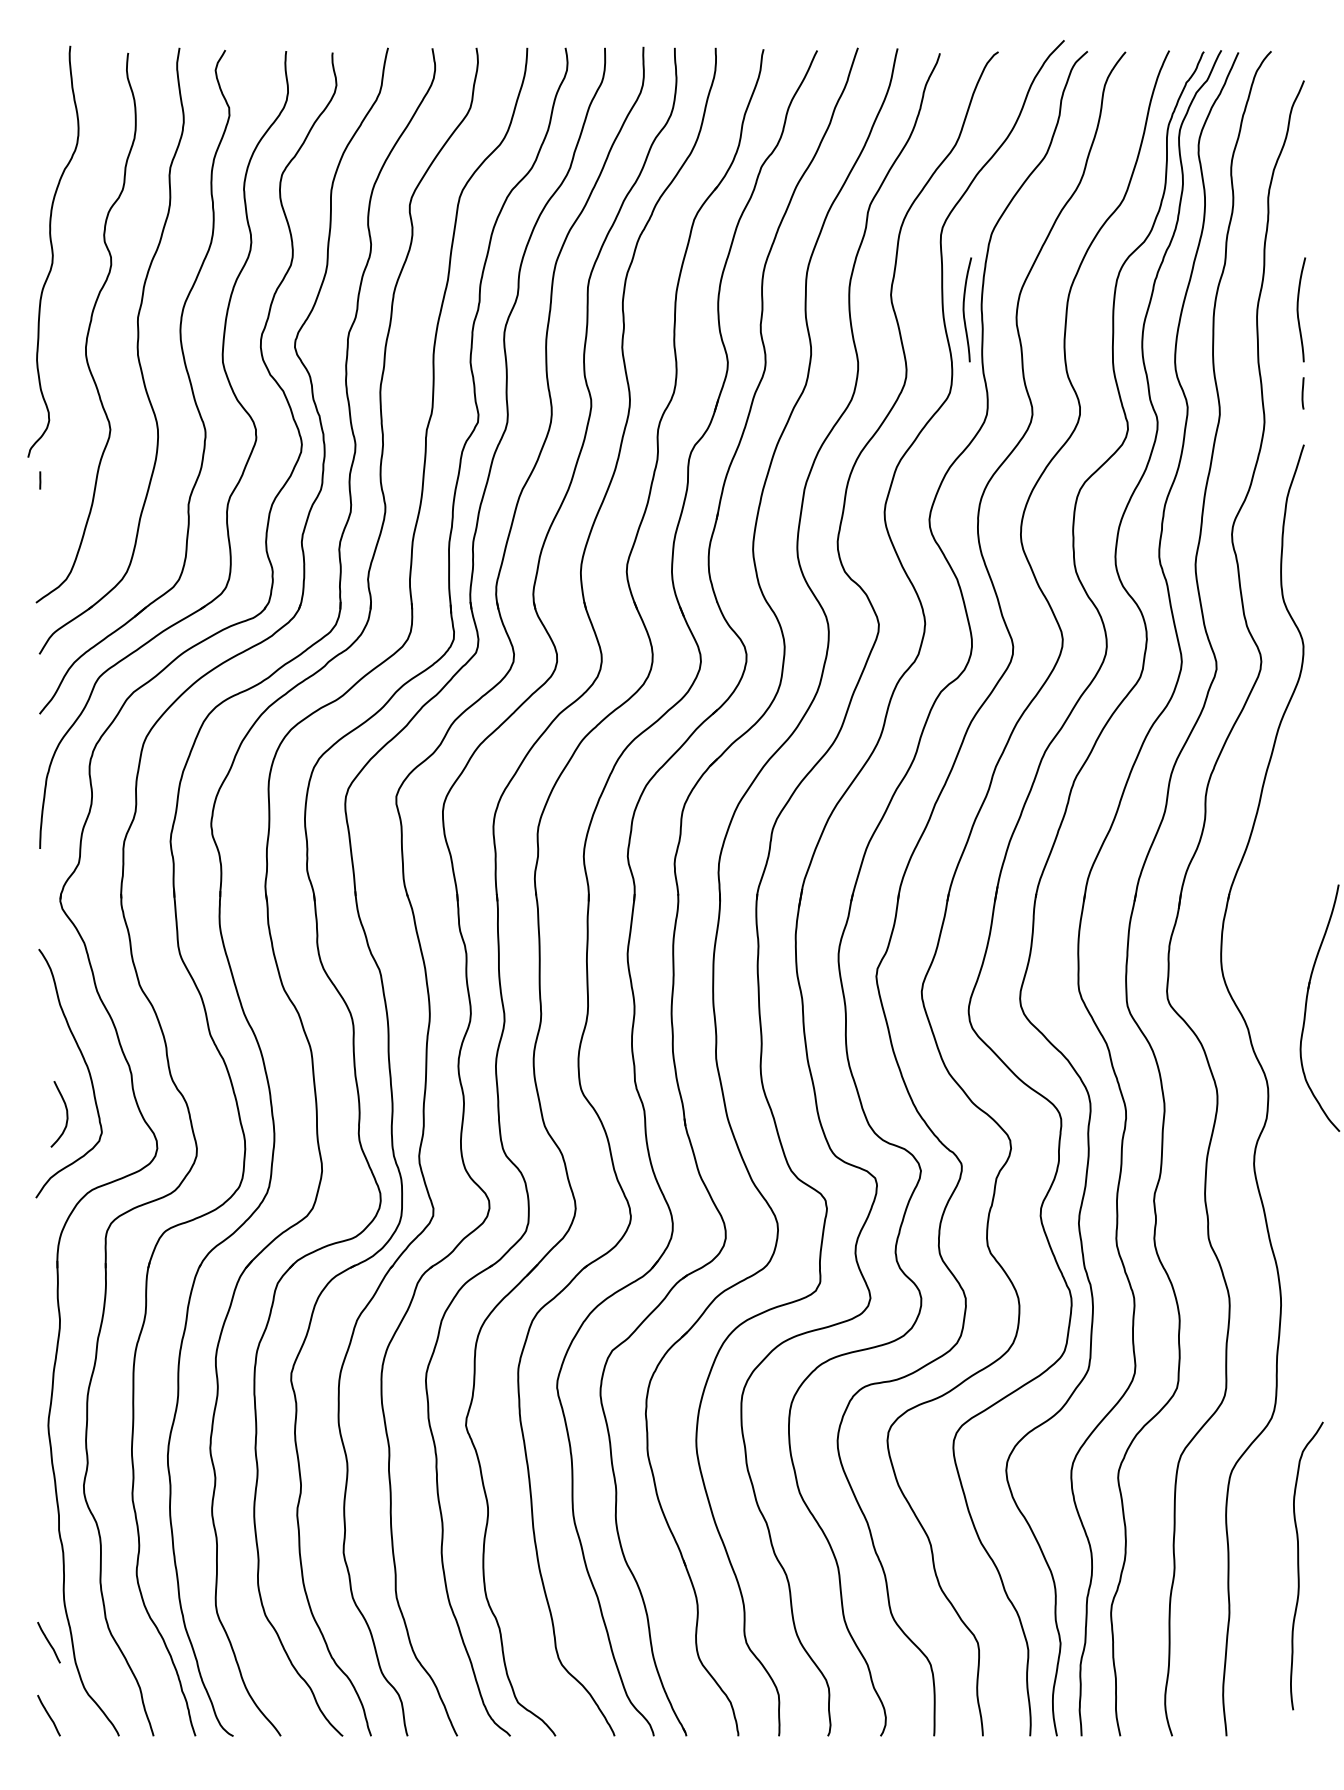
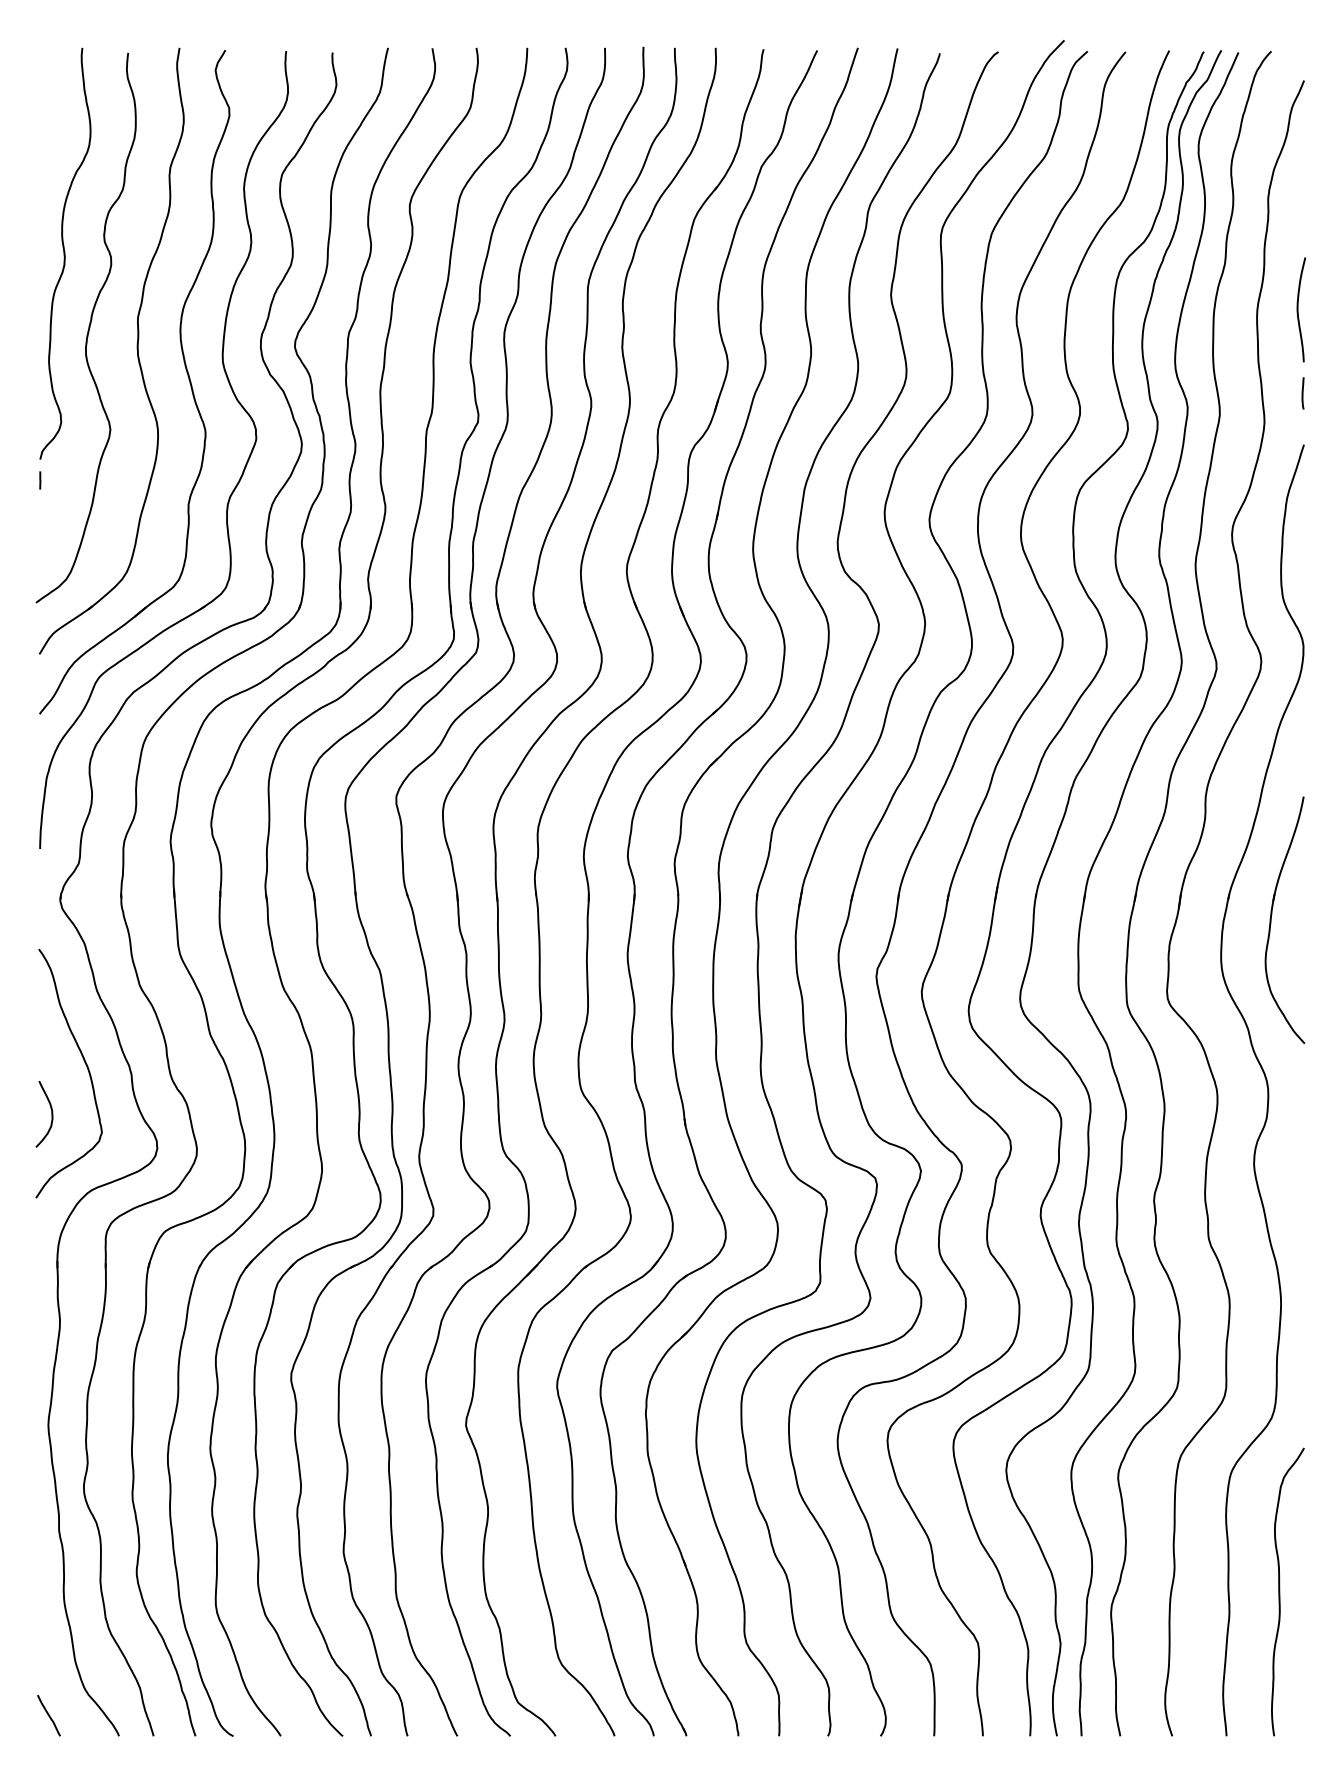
curve position: (53, 251) -> (65, 253) (65, 253)
curve: present -> none (964, 309)
part position: (1307, 1002) -> (1272, 914) (1272, 914)
curve position: (66, 1114) -> (51, 1114) (51, 1114)
curve position: (1299, 1565) -> (1280, 1591) (1280, 1591)
curve: present -> none (48, 1642)
